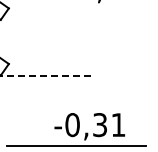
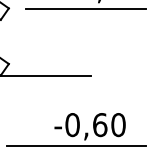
line: none -> present (85, 8)
line: dashed -> solid (45, 75)
text: -0,31 -> -0,60 (109, 125)
